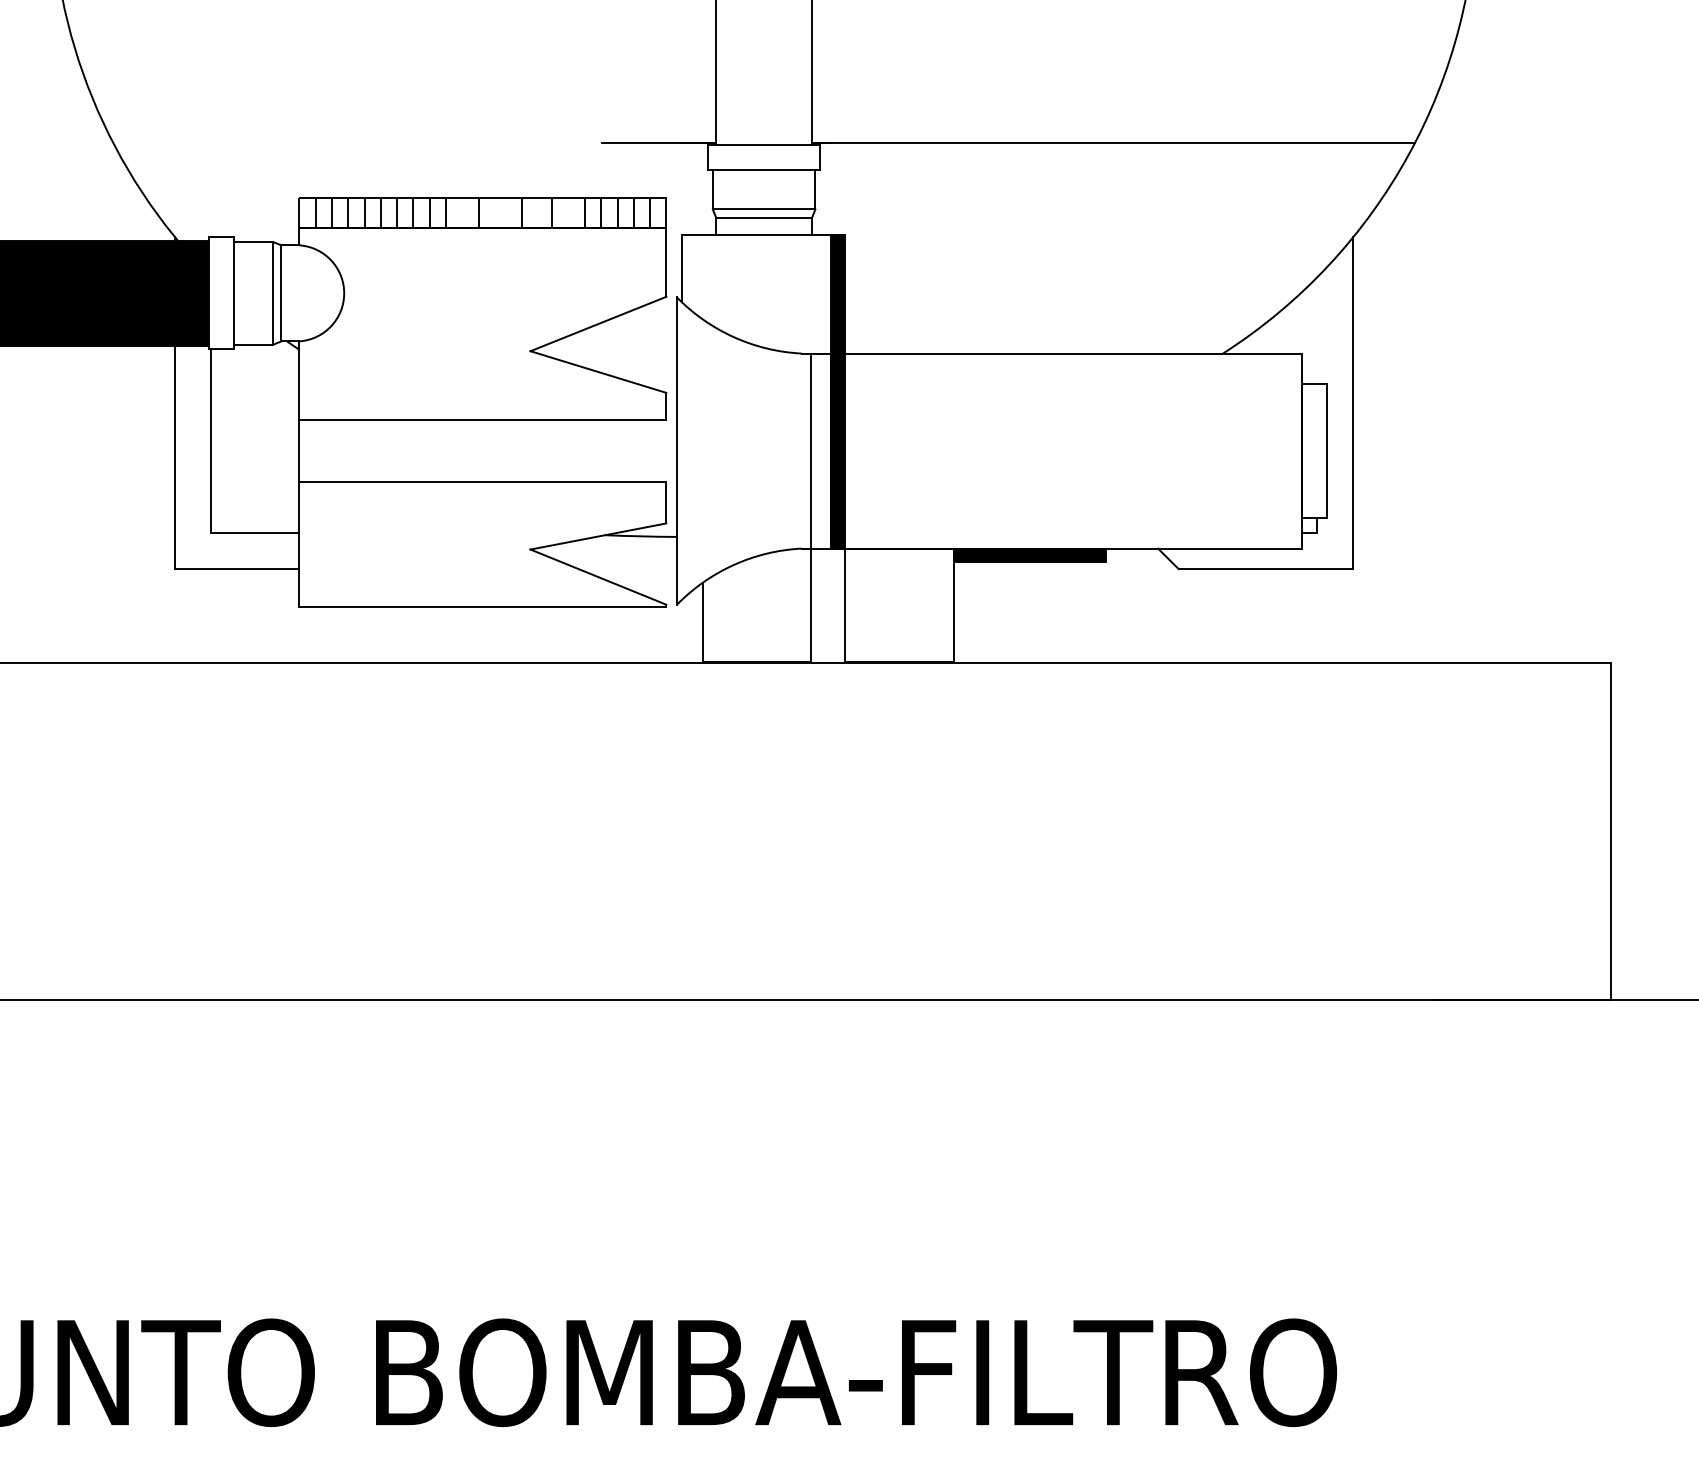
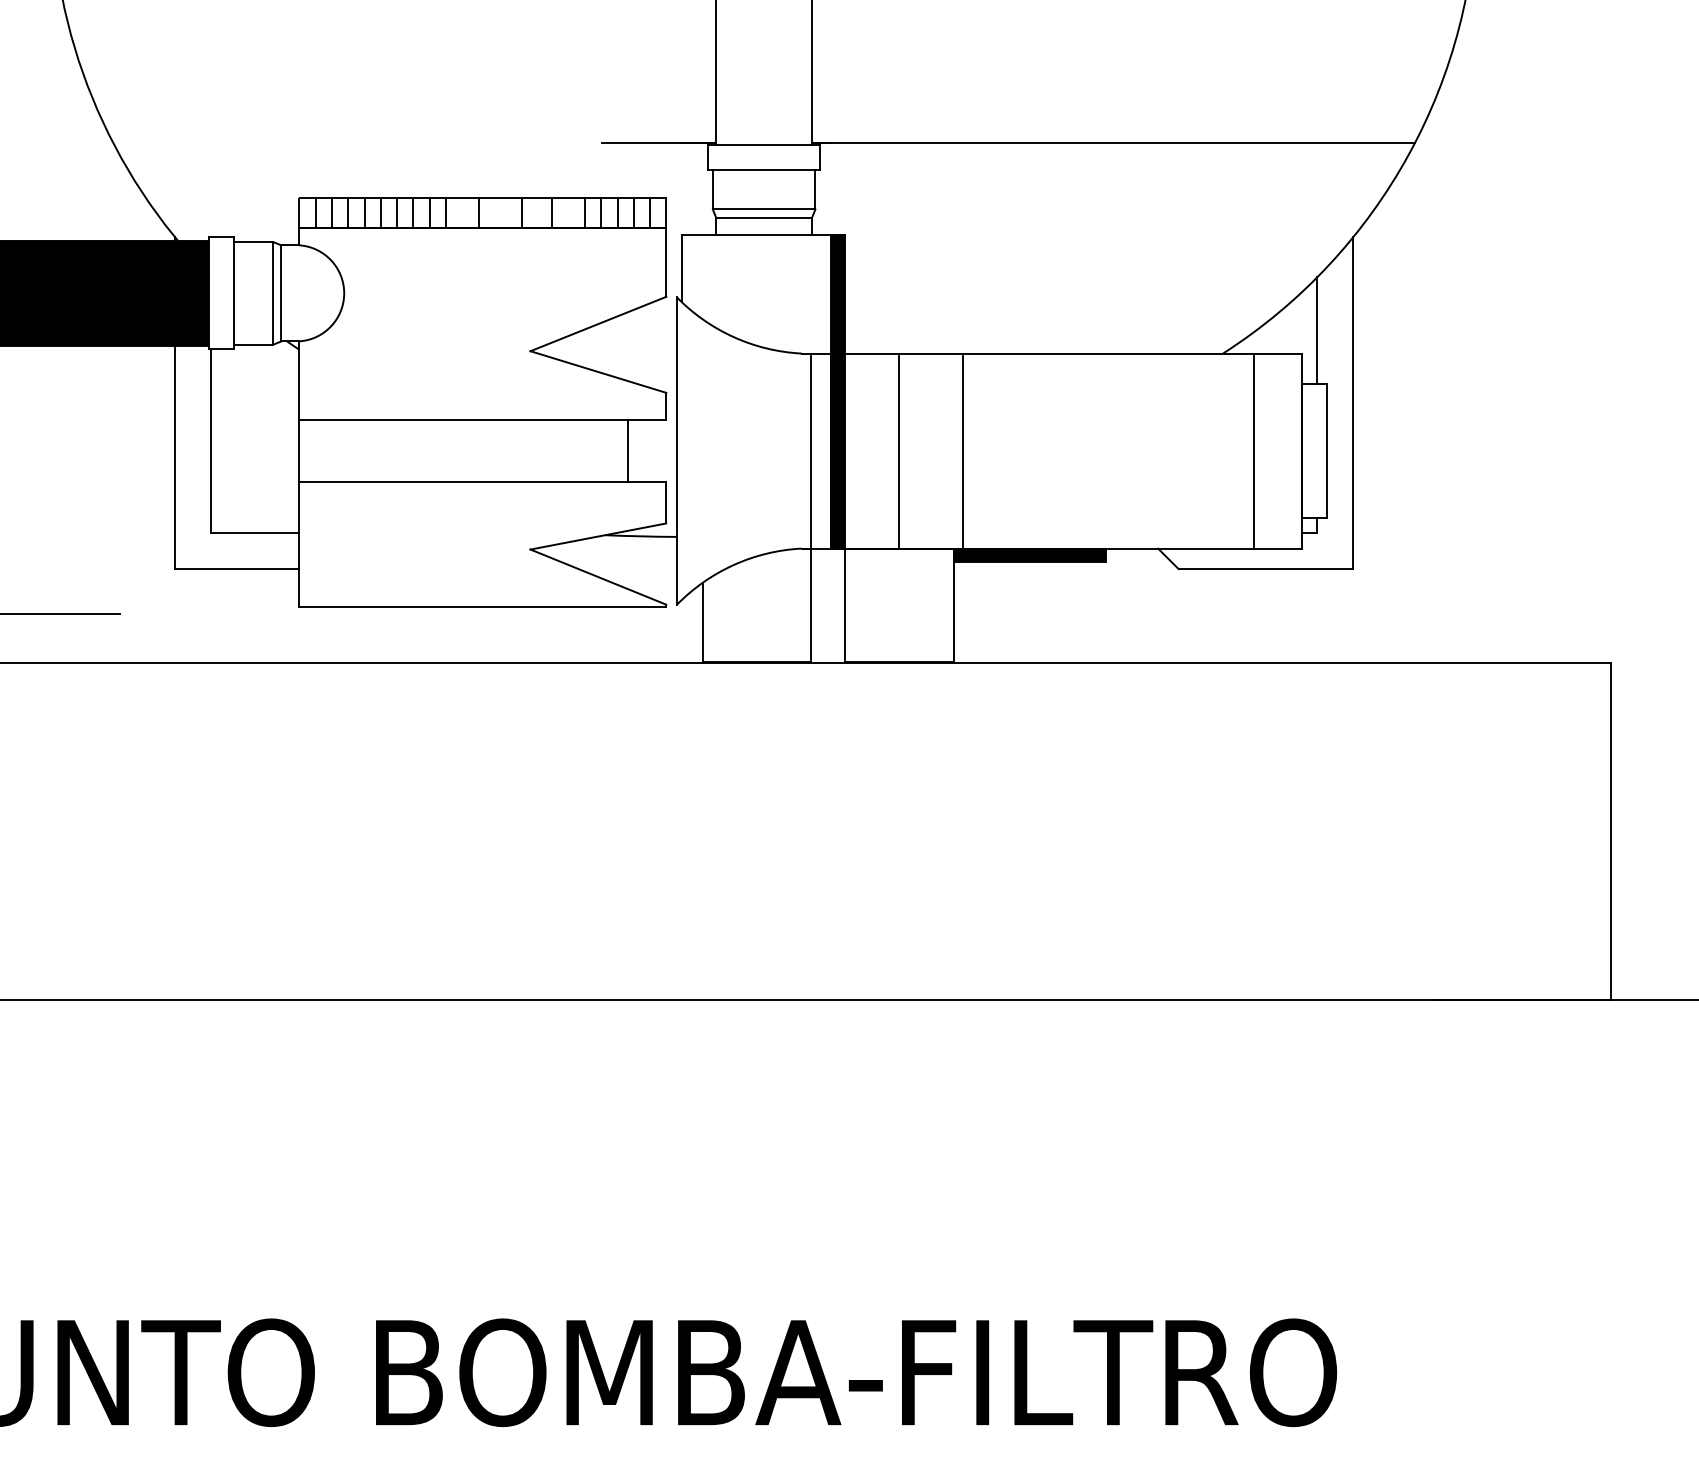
line: none -> present (1317, 330)
line: none -> present (899, 450)
line: none -> present (963, 450)
line: none -> present (1254, 450)
line: none -> present (627, 451)
line: none -> present (60, 614)
